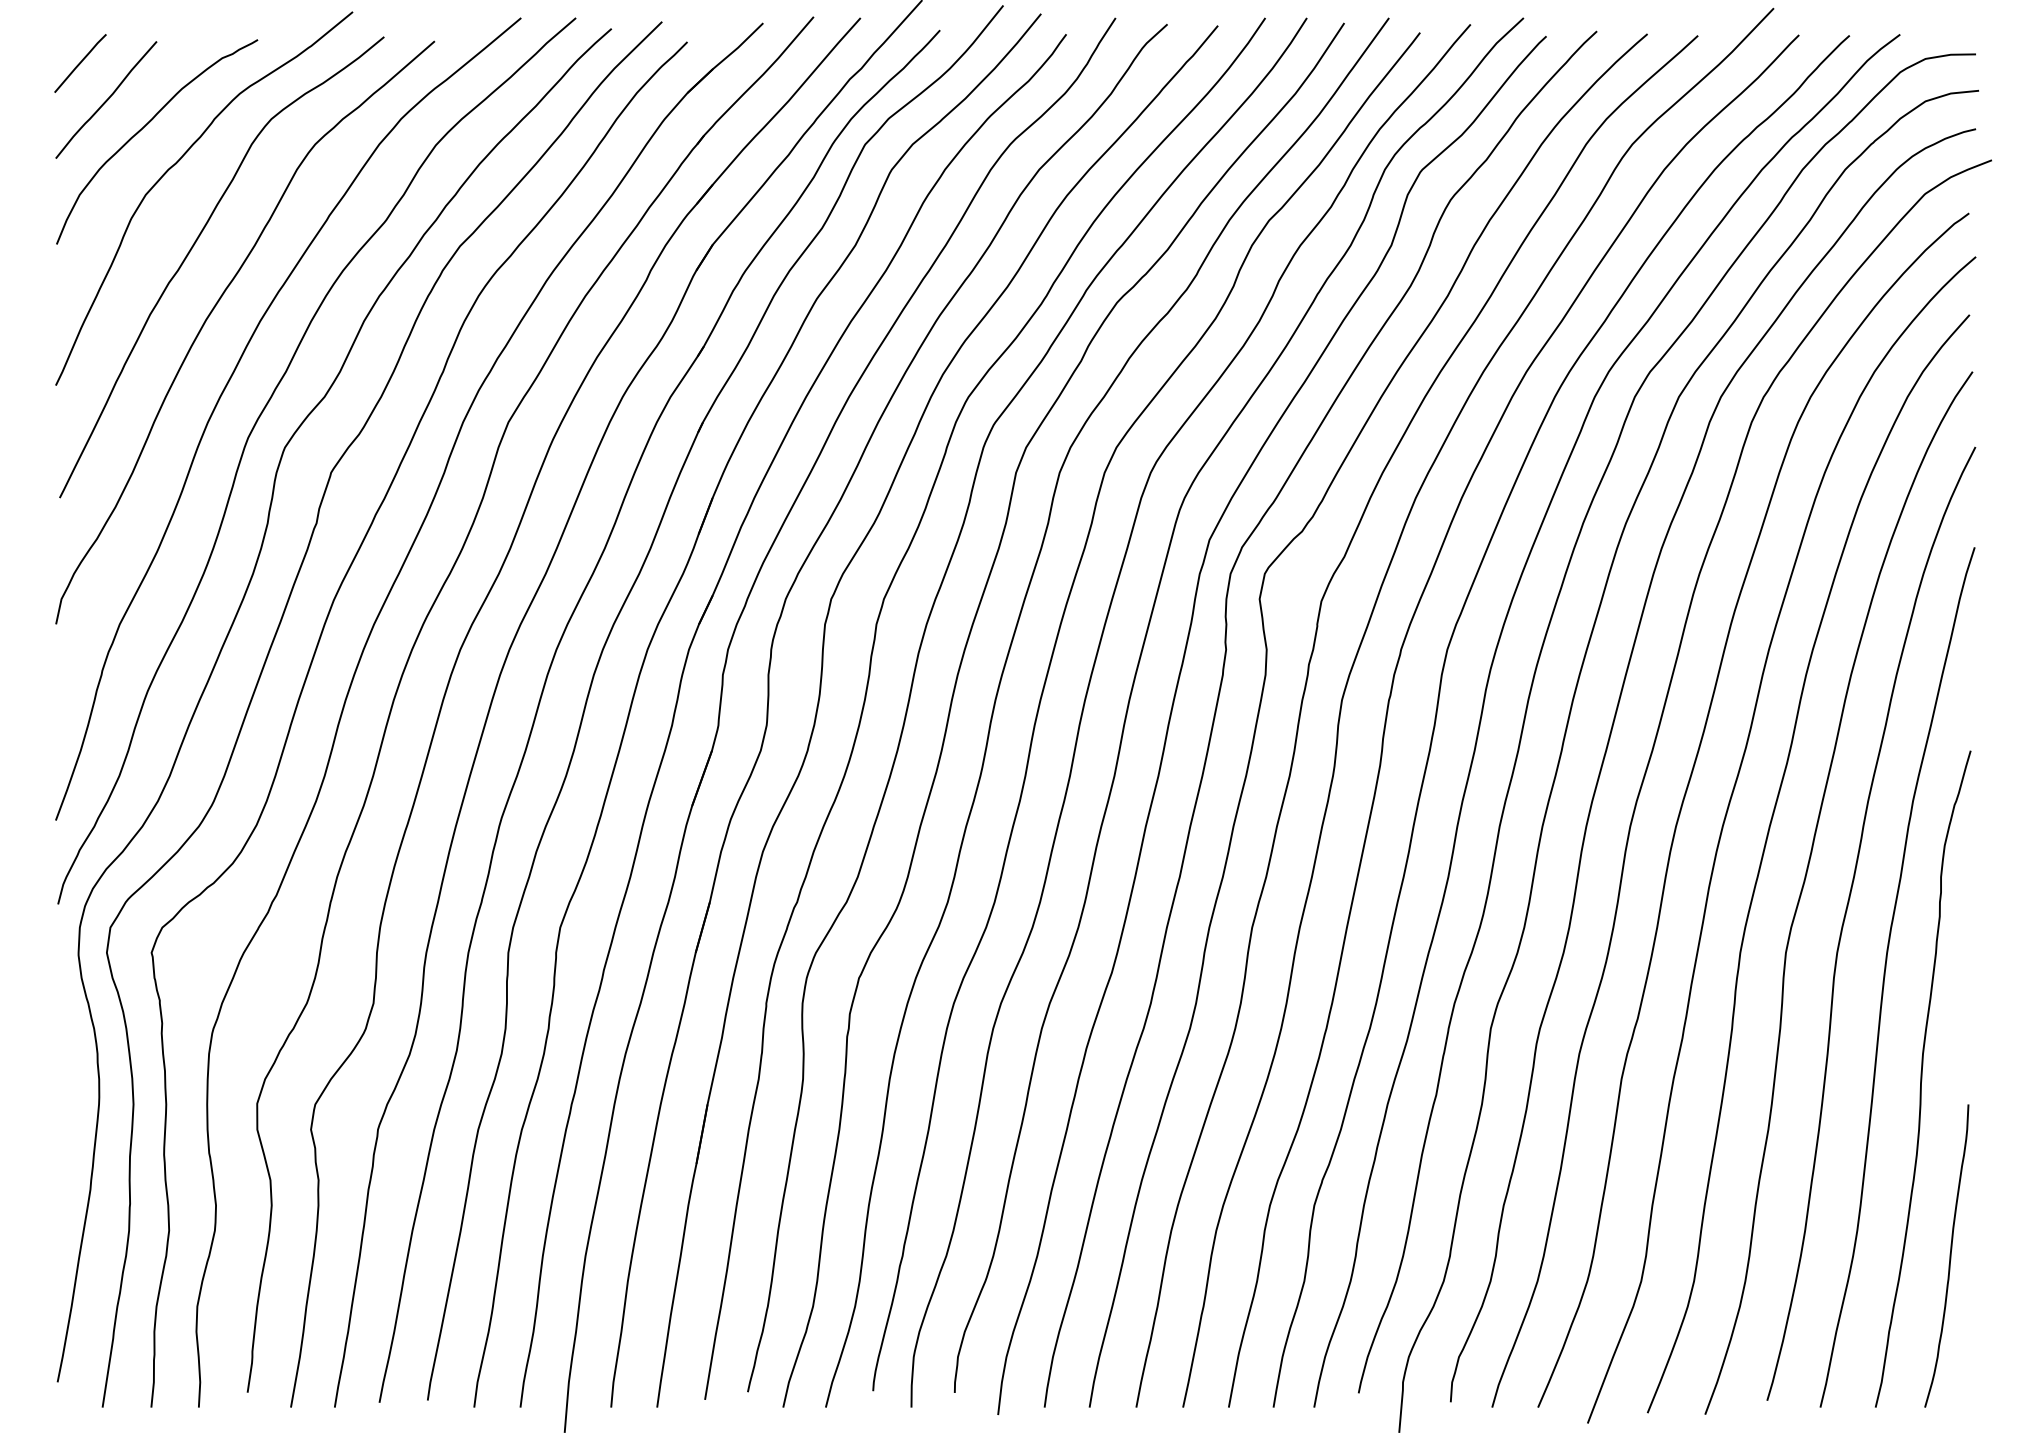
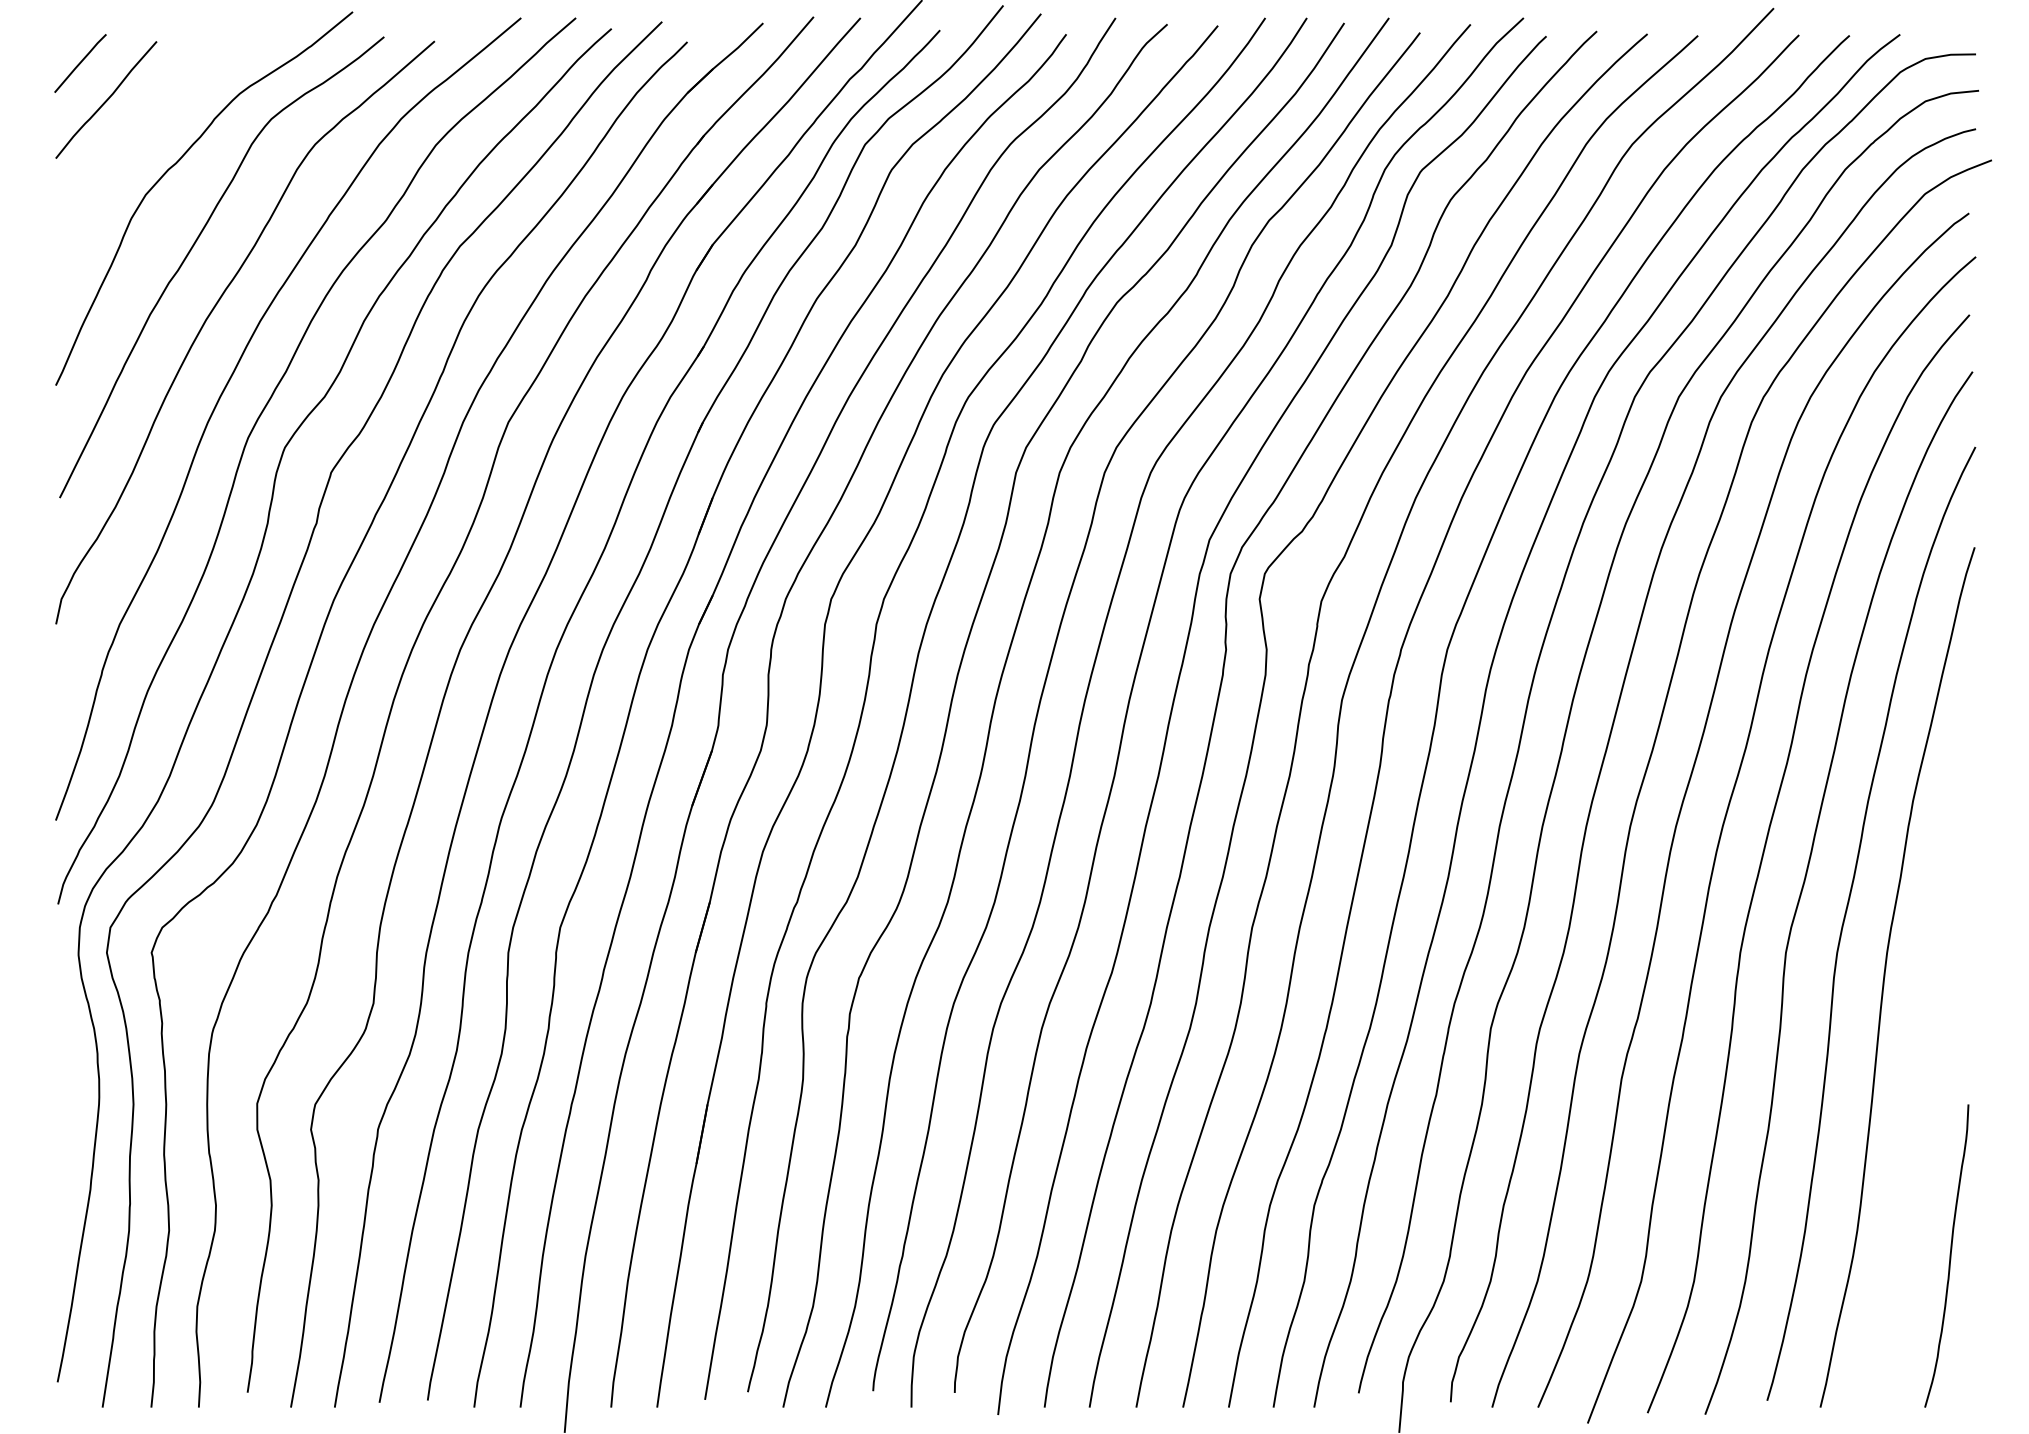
curve: present -> none (144, 127)
curve: present -> none (1922, 1078)
